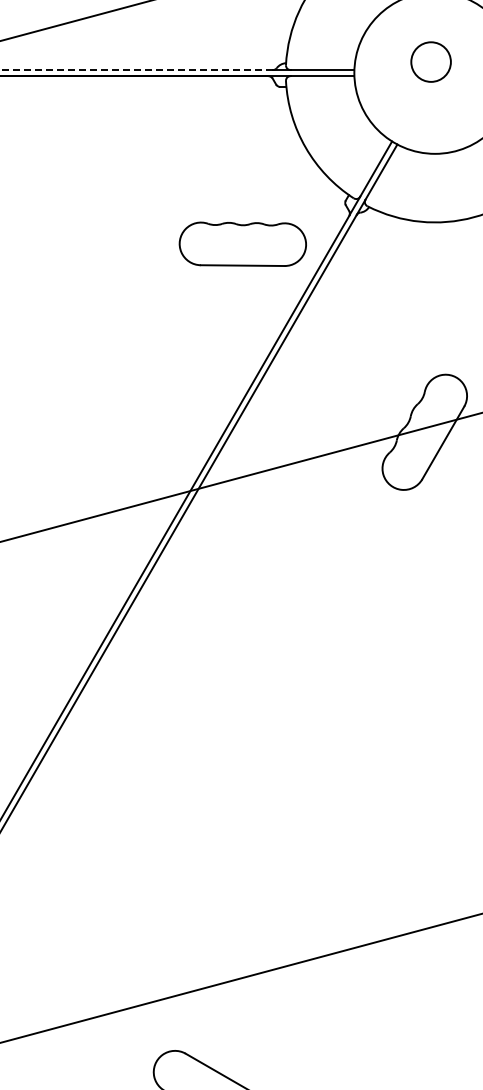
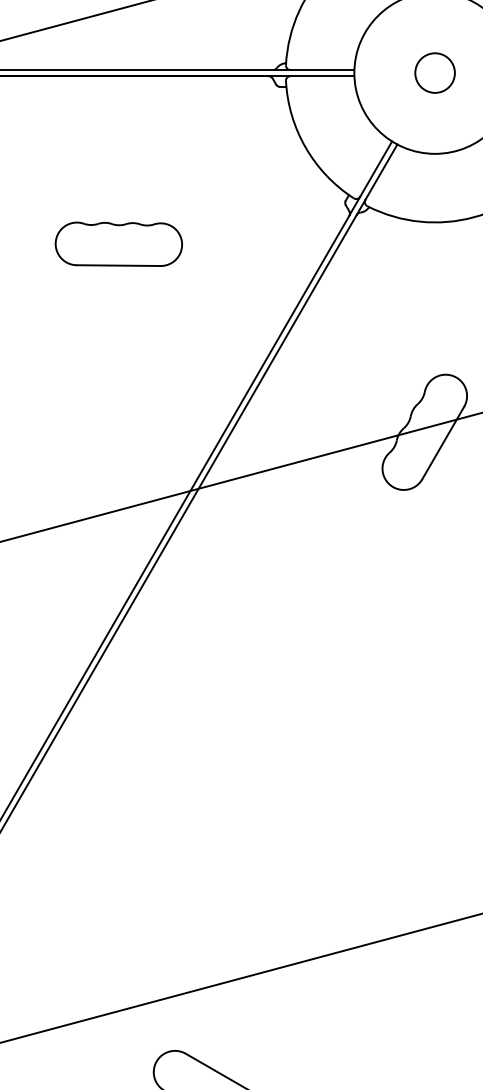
circle position: (430, 61) -> (434, 72) (434, 72)
line: dashed -> solid (136, 70)
part position: (242, 243) -> (118, 243) (118, 243)
